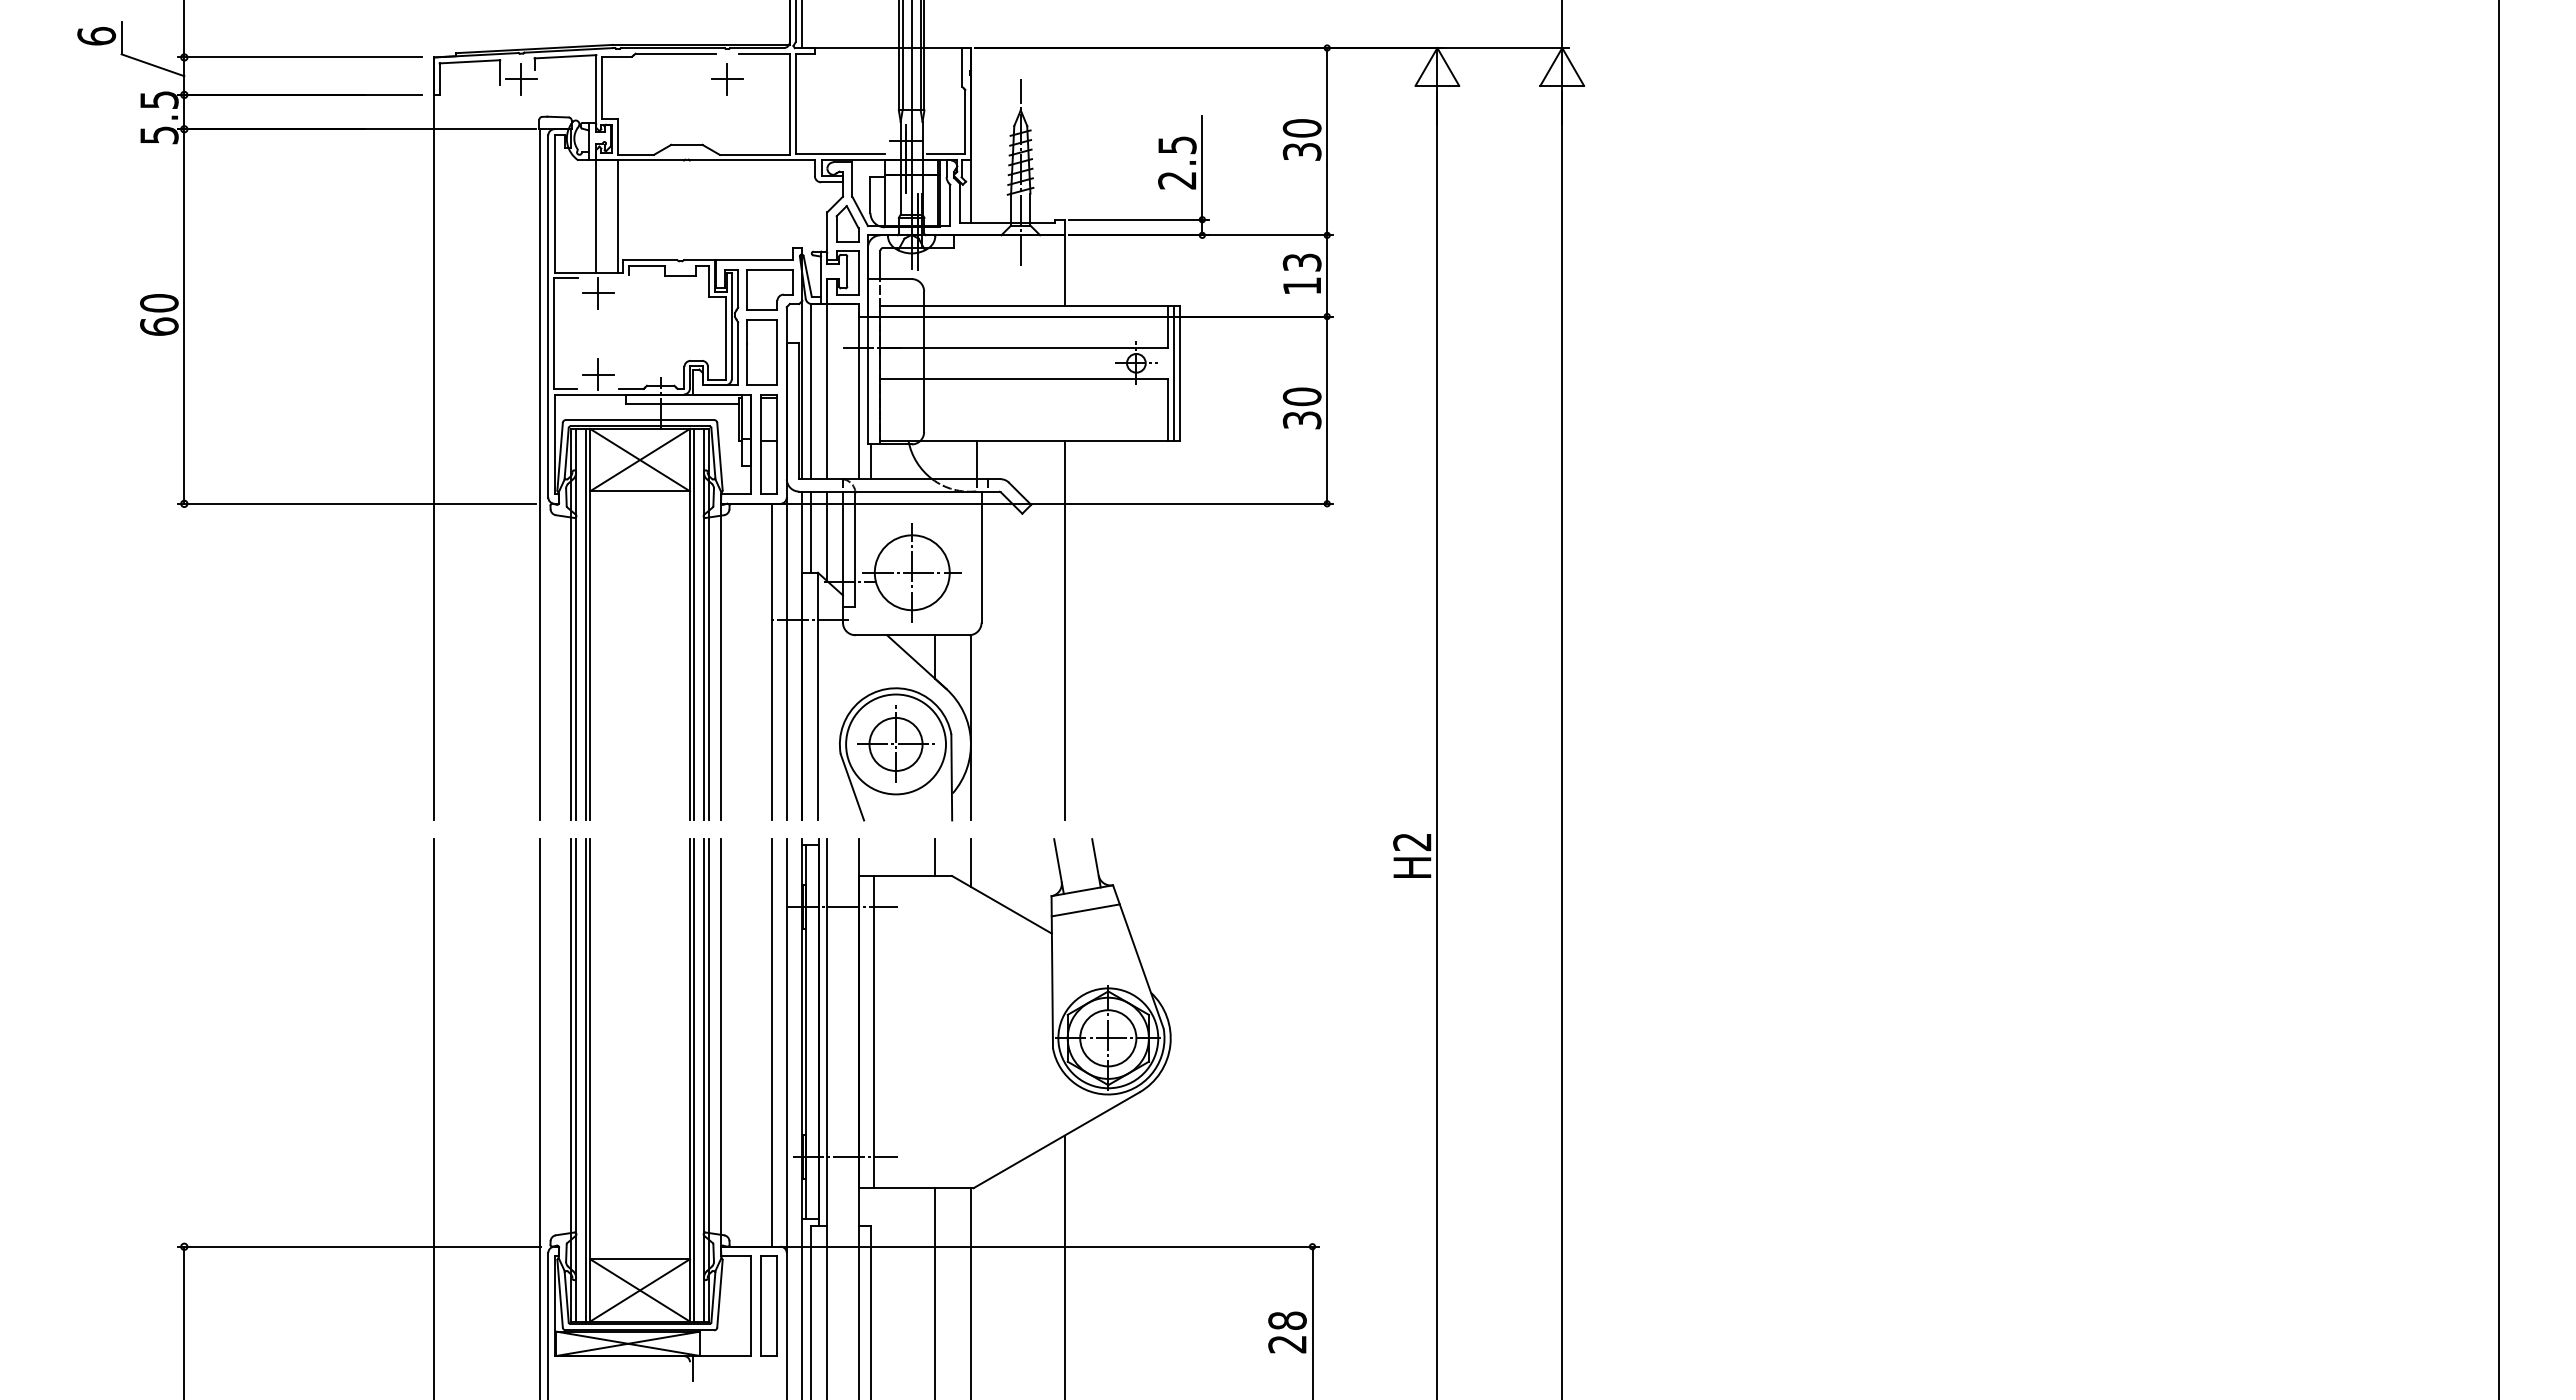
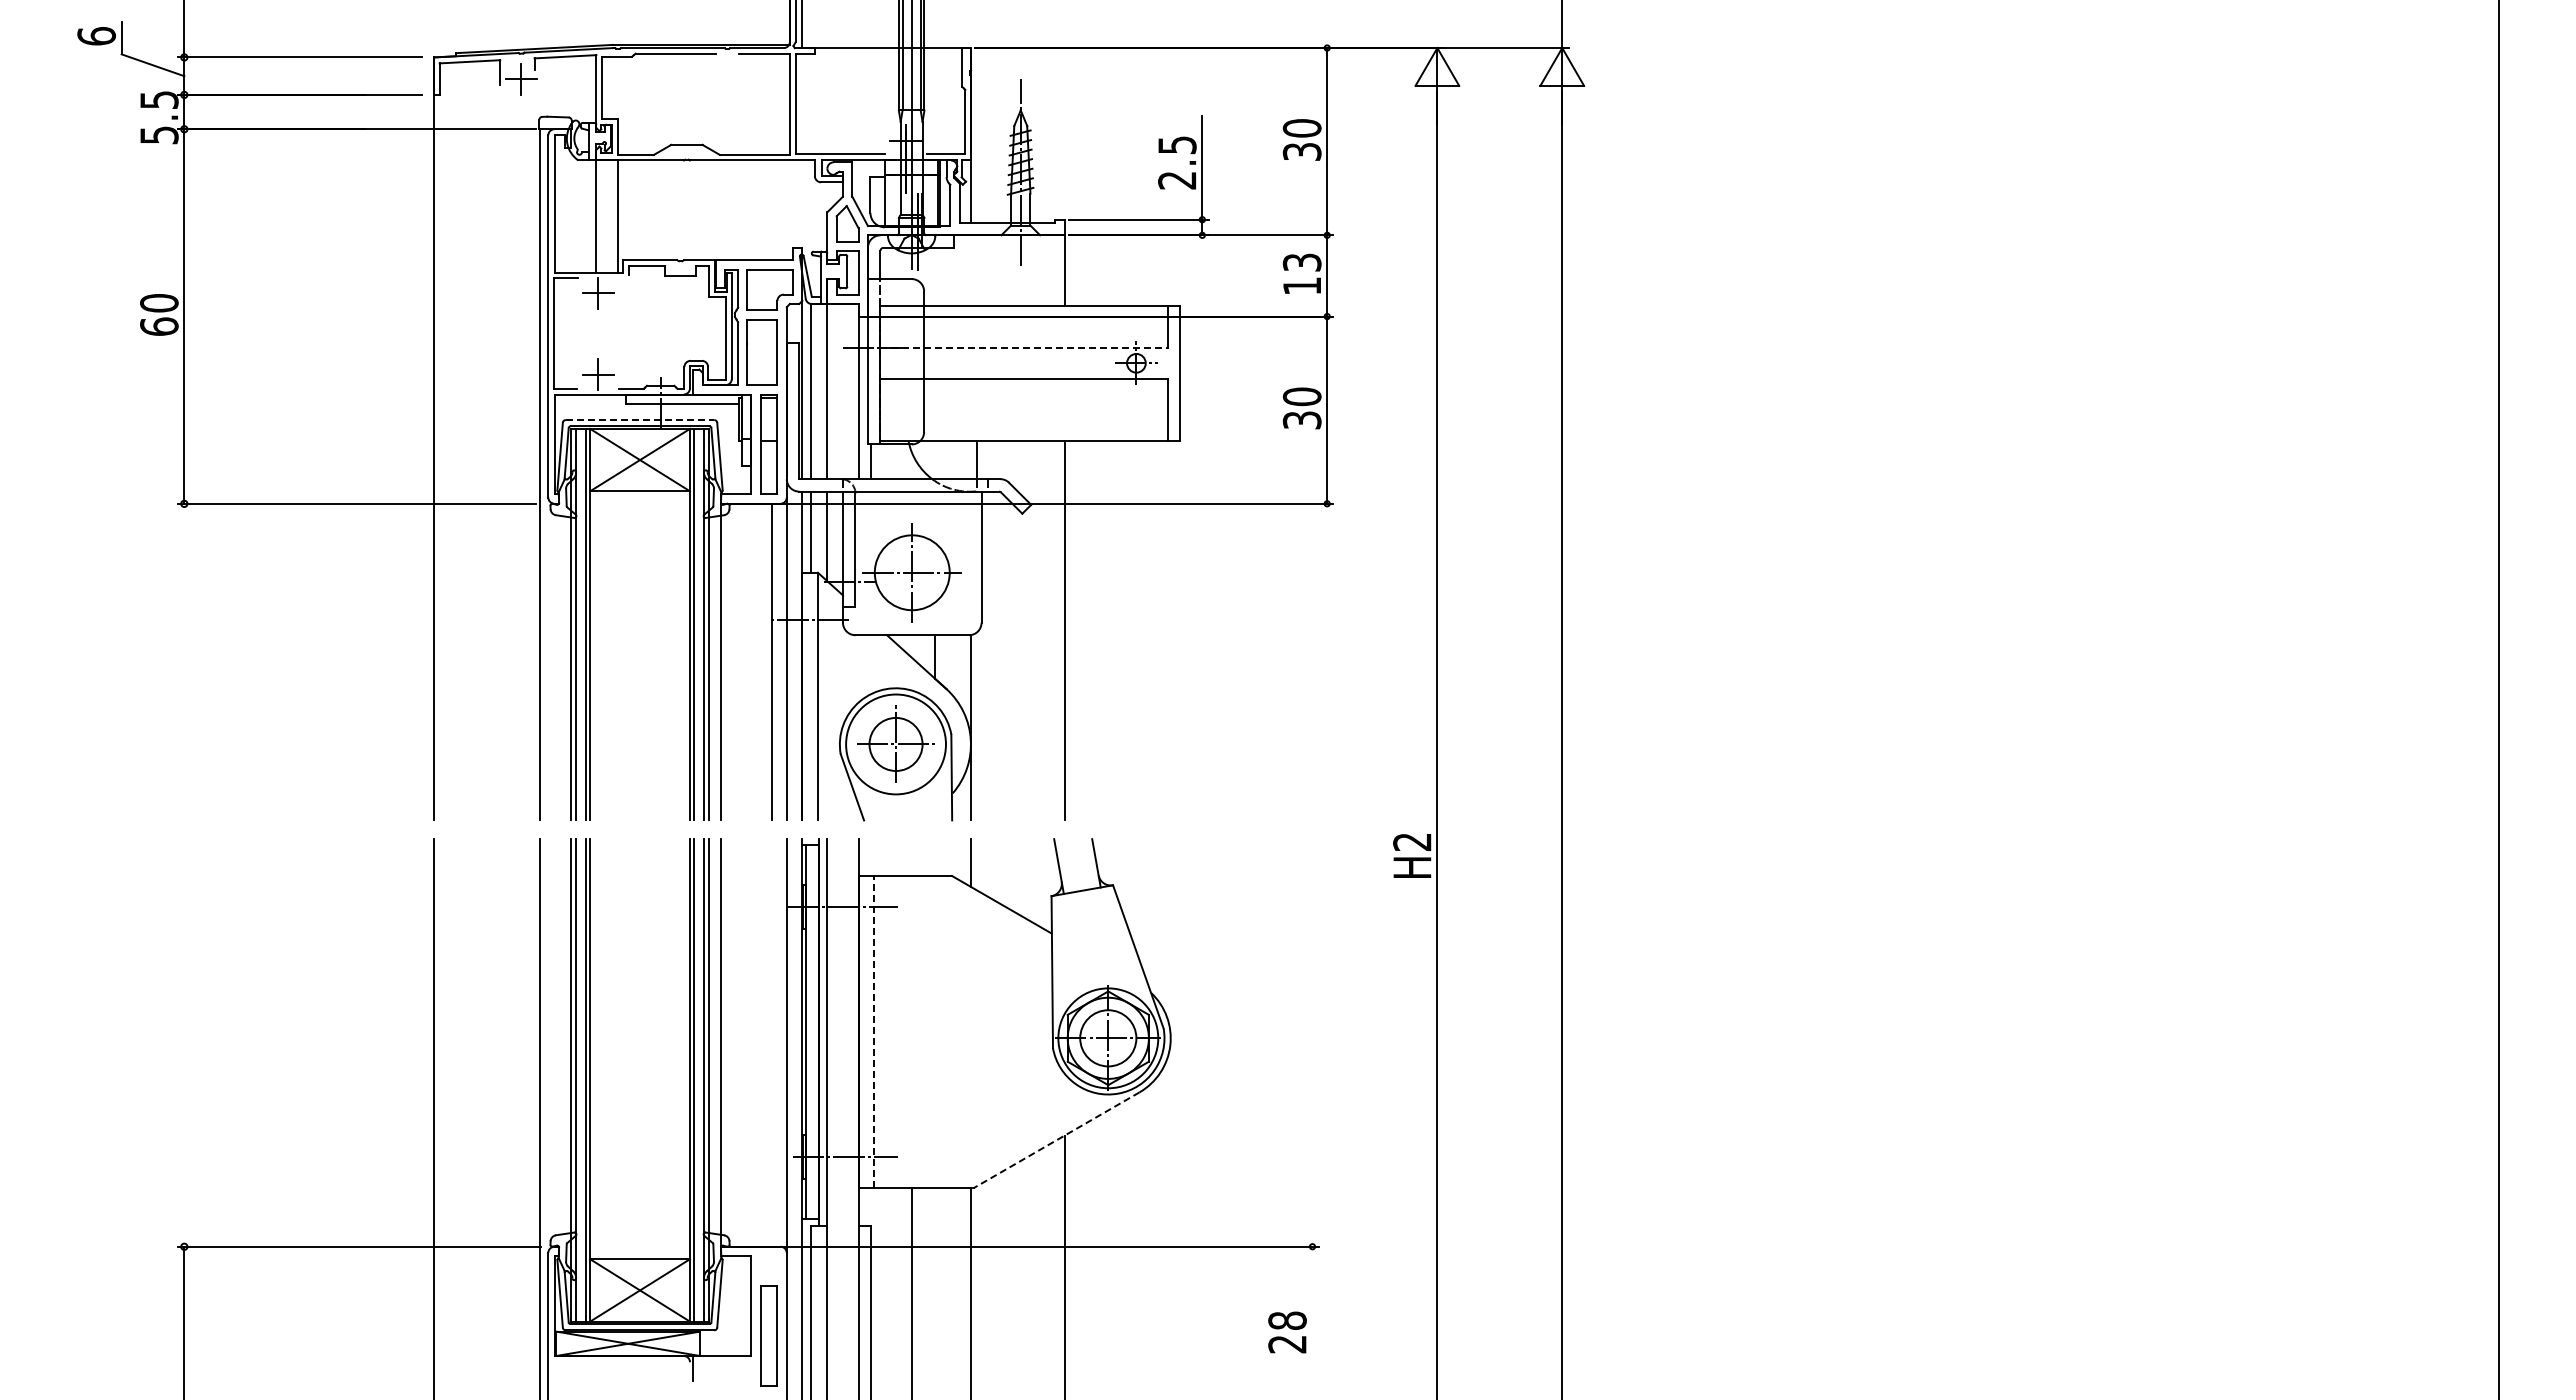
part: present -> none (727, 79)
line: solid -> dashed (1024, 347)
line: present -> none (1173, 373)
line: solid -> dashed (640, 420)
line: present -> none (935, 857)
line: present -> none (1085, 910)
line: solid -> dashed (874, 1031)
line: present -> none (771, 1042)
line: solid -> dashed (1056, 1140)
line position: (935, 1292) -> (912, 1292) (912, 1292)
part position: (768, 1305) -> (768, 1335) (768, 1335)
line: present -> none (1312, 1321)
